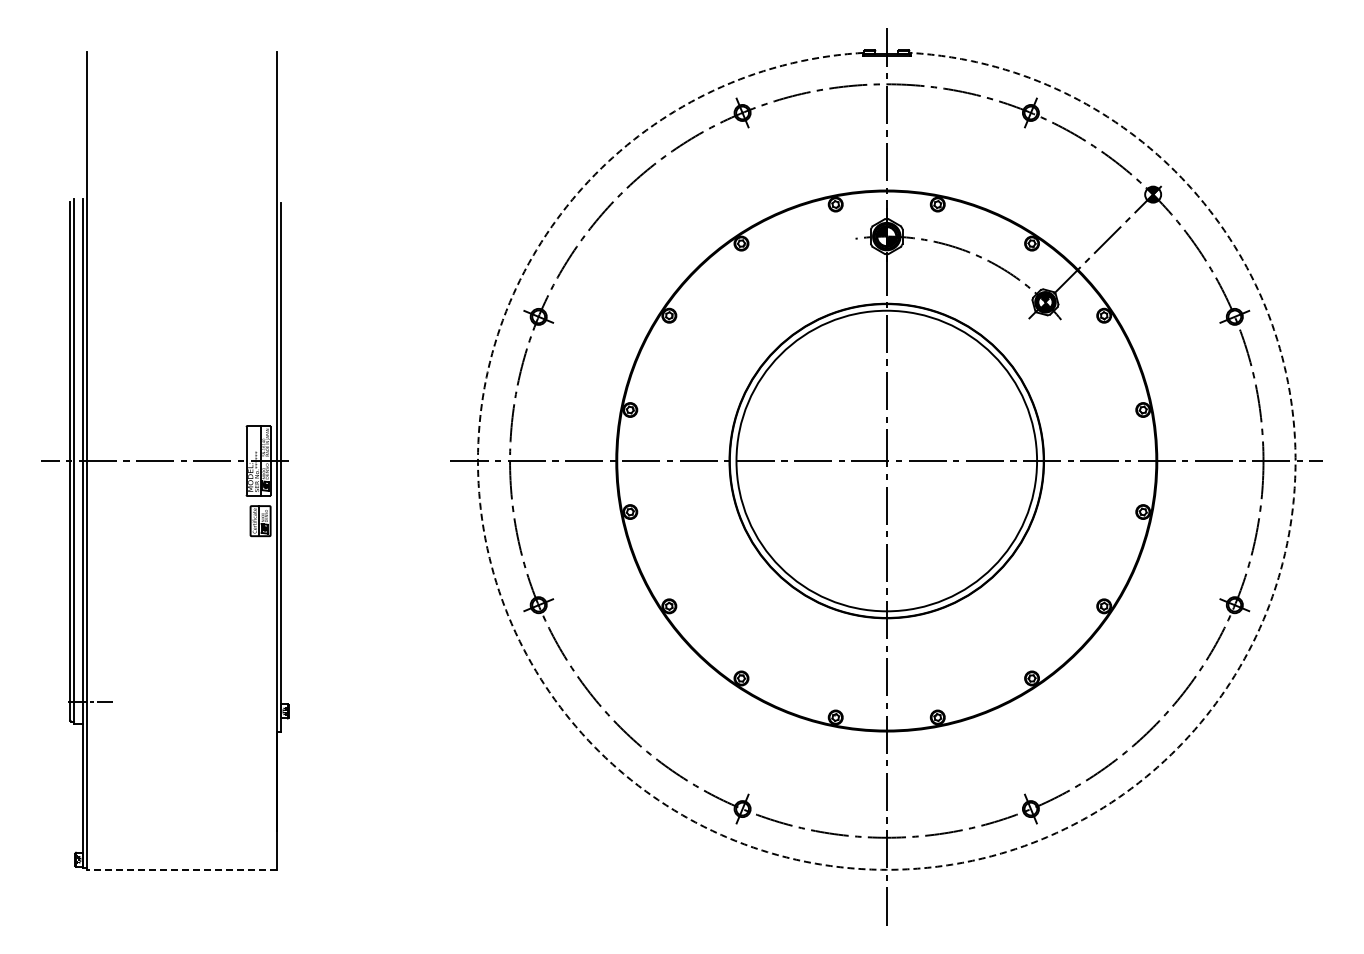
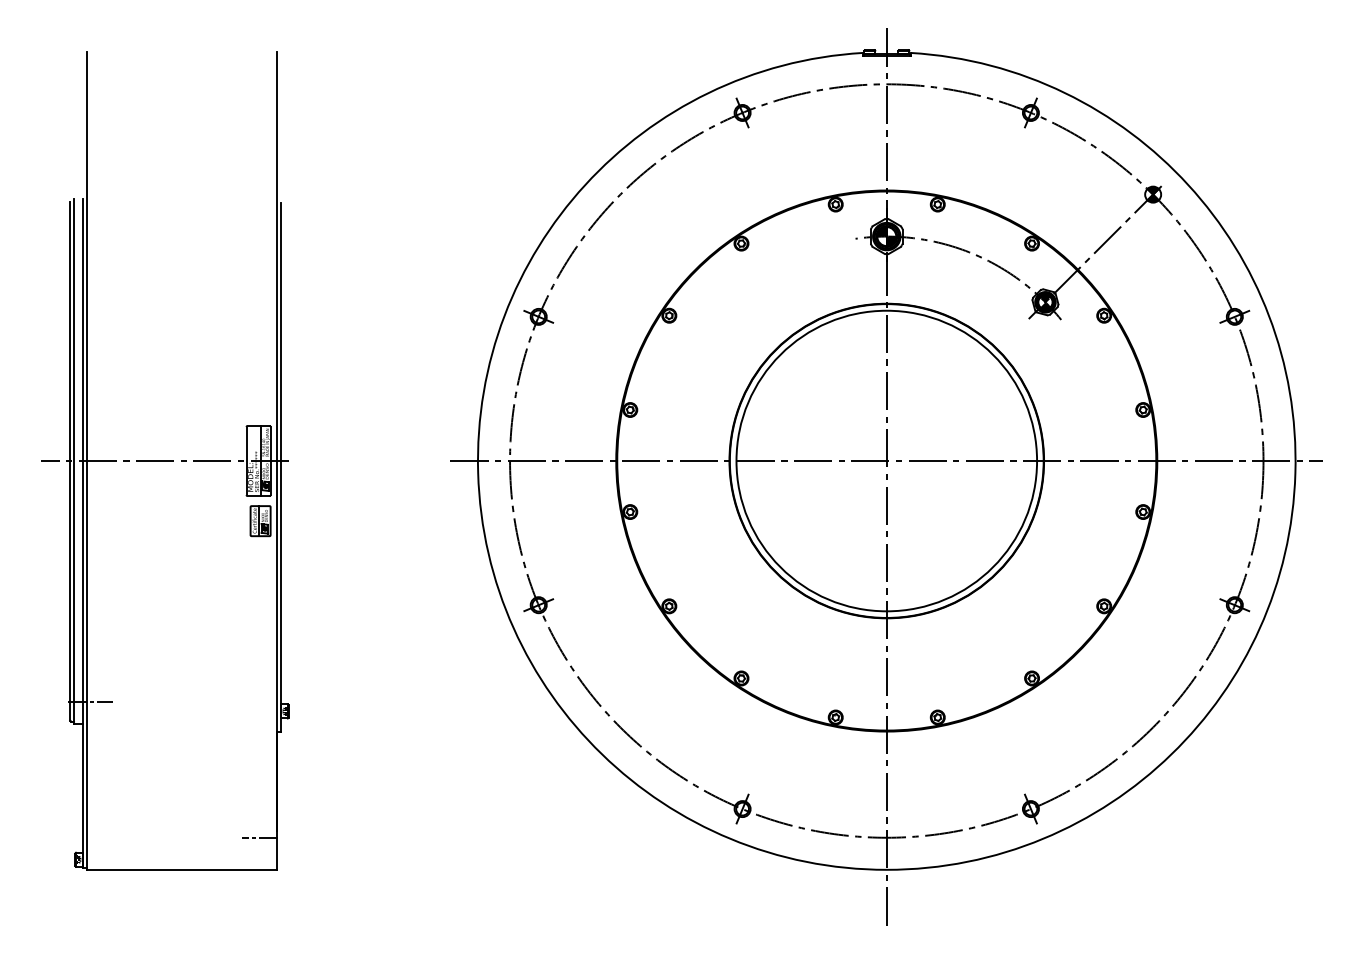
line: none -> present (259, 837)
line: dashed -> solid (181, 869)
arc: dashed -> solid (886, 869)
